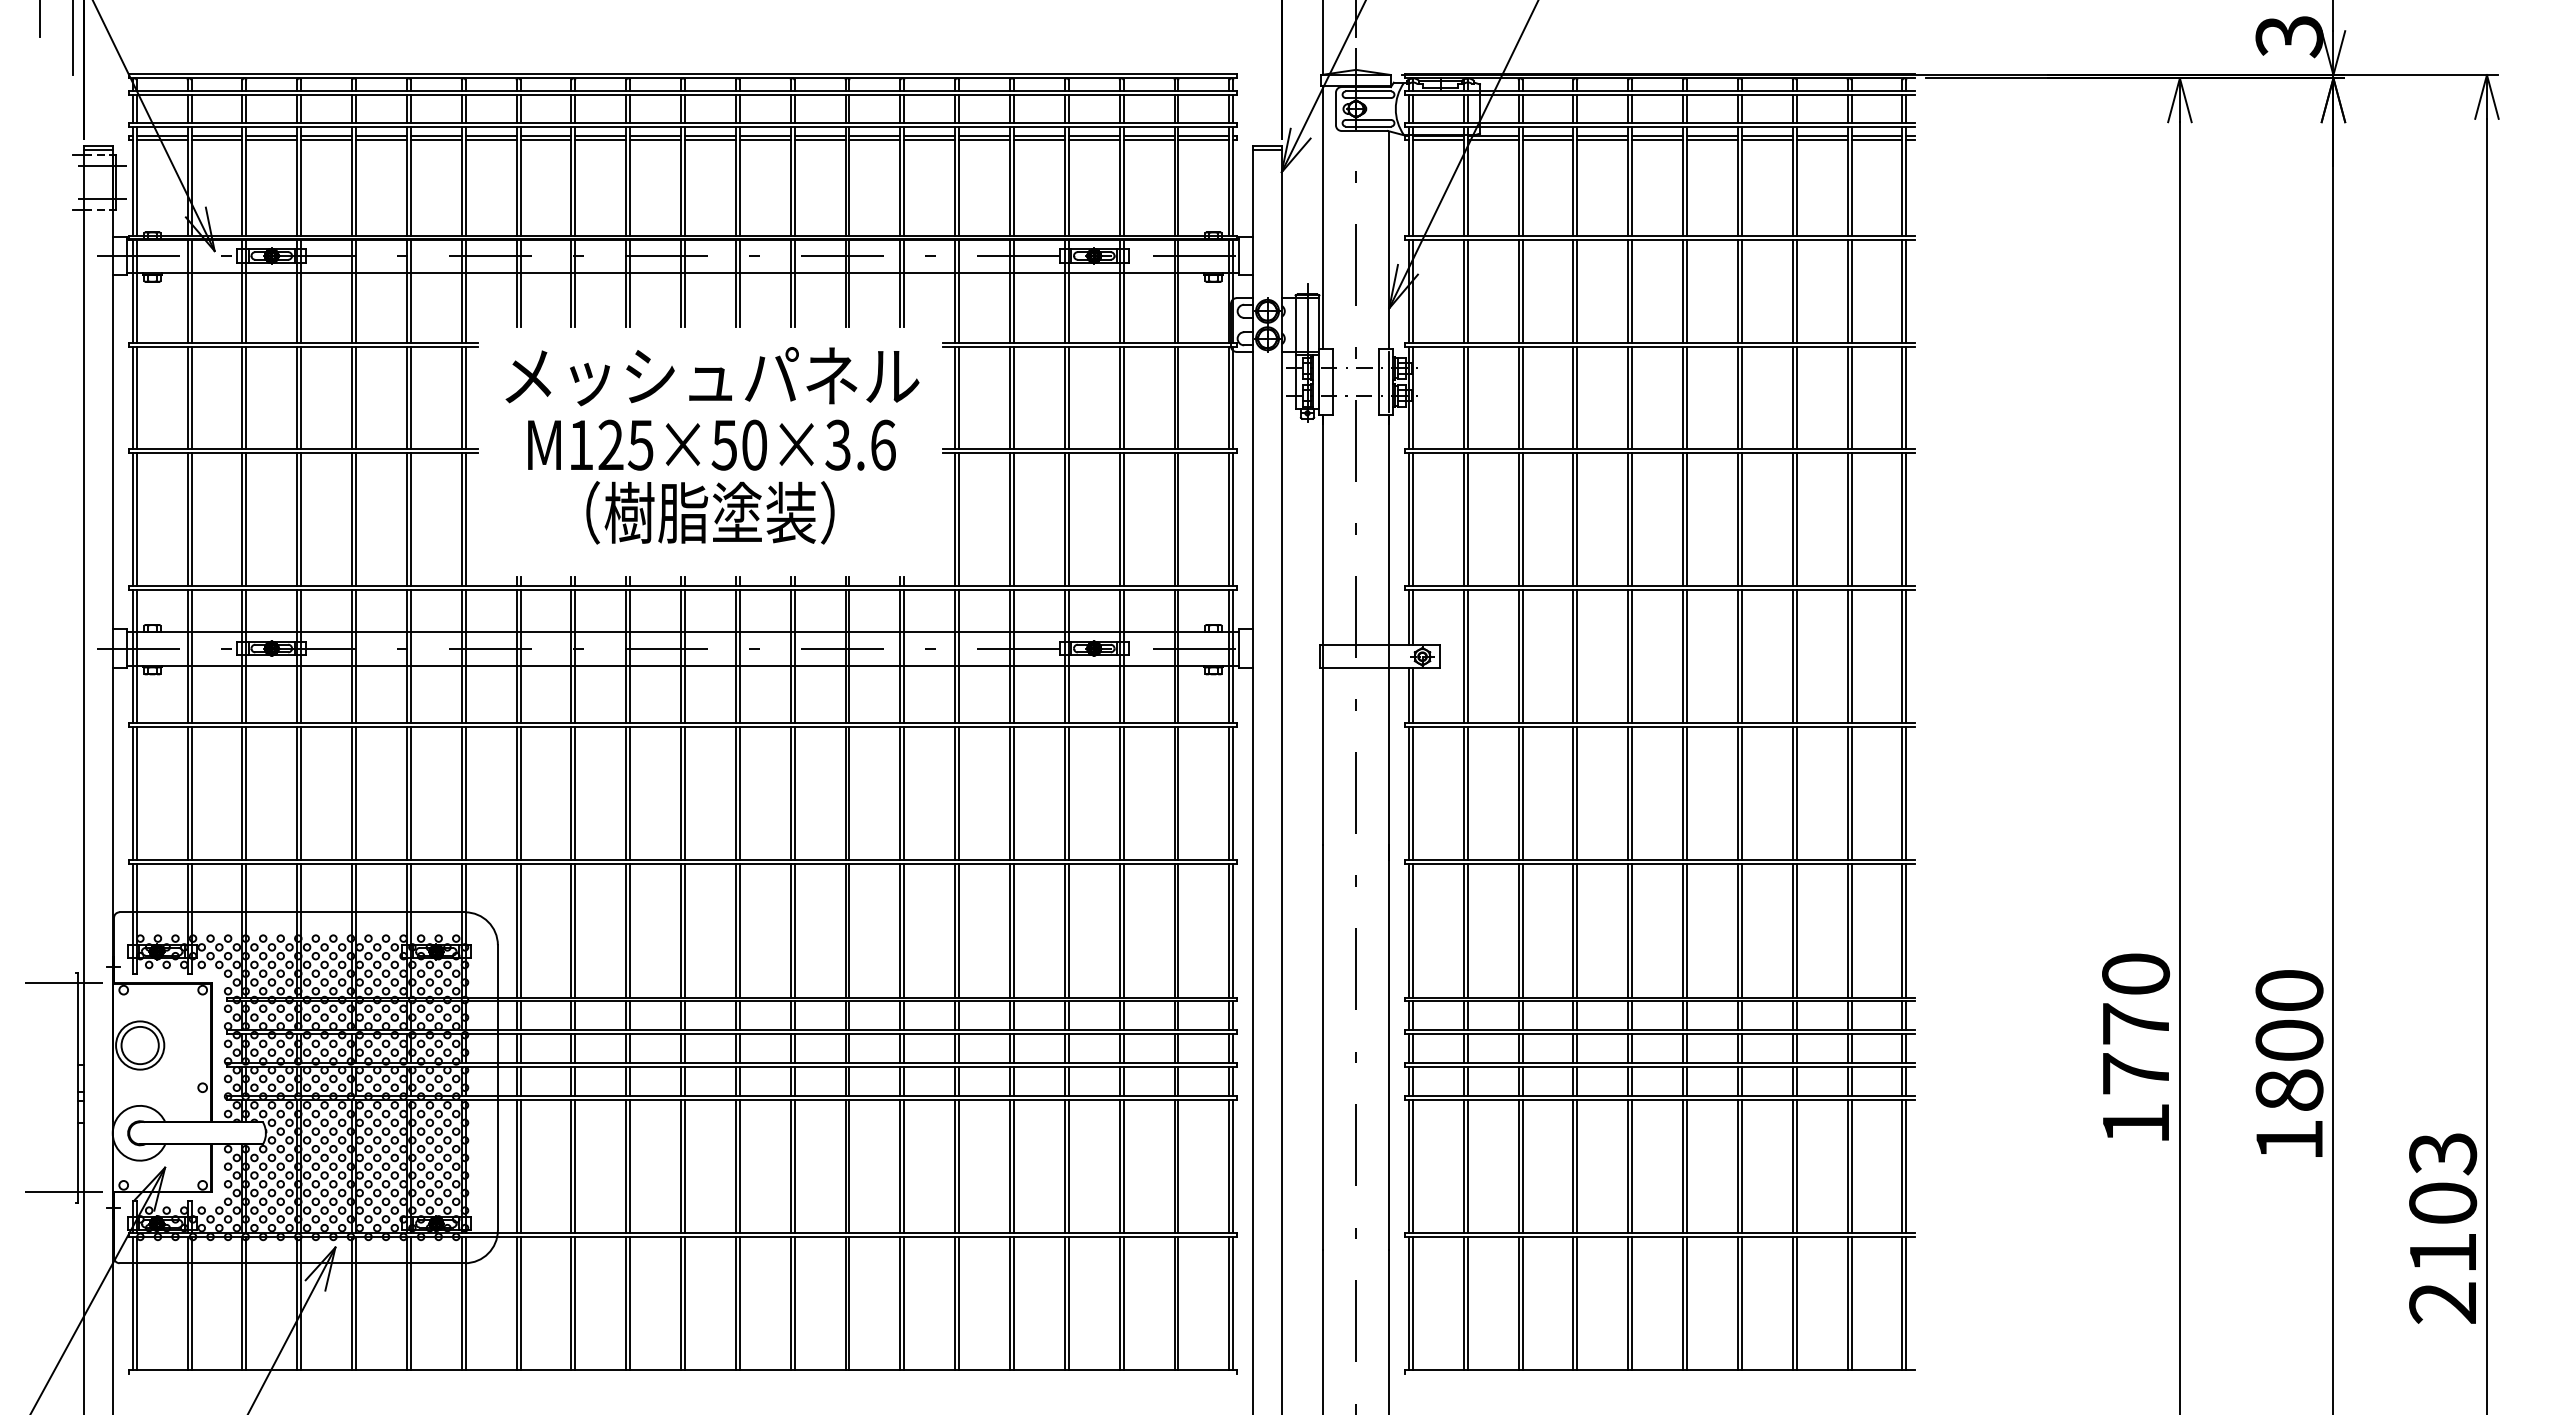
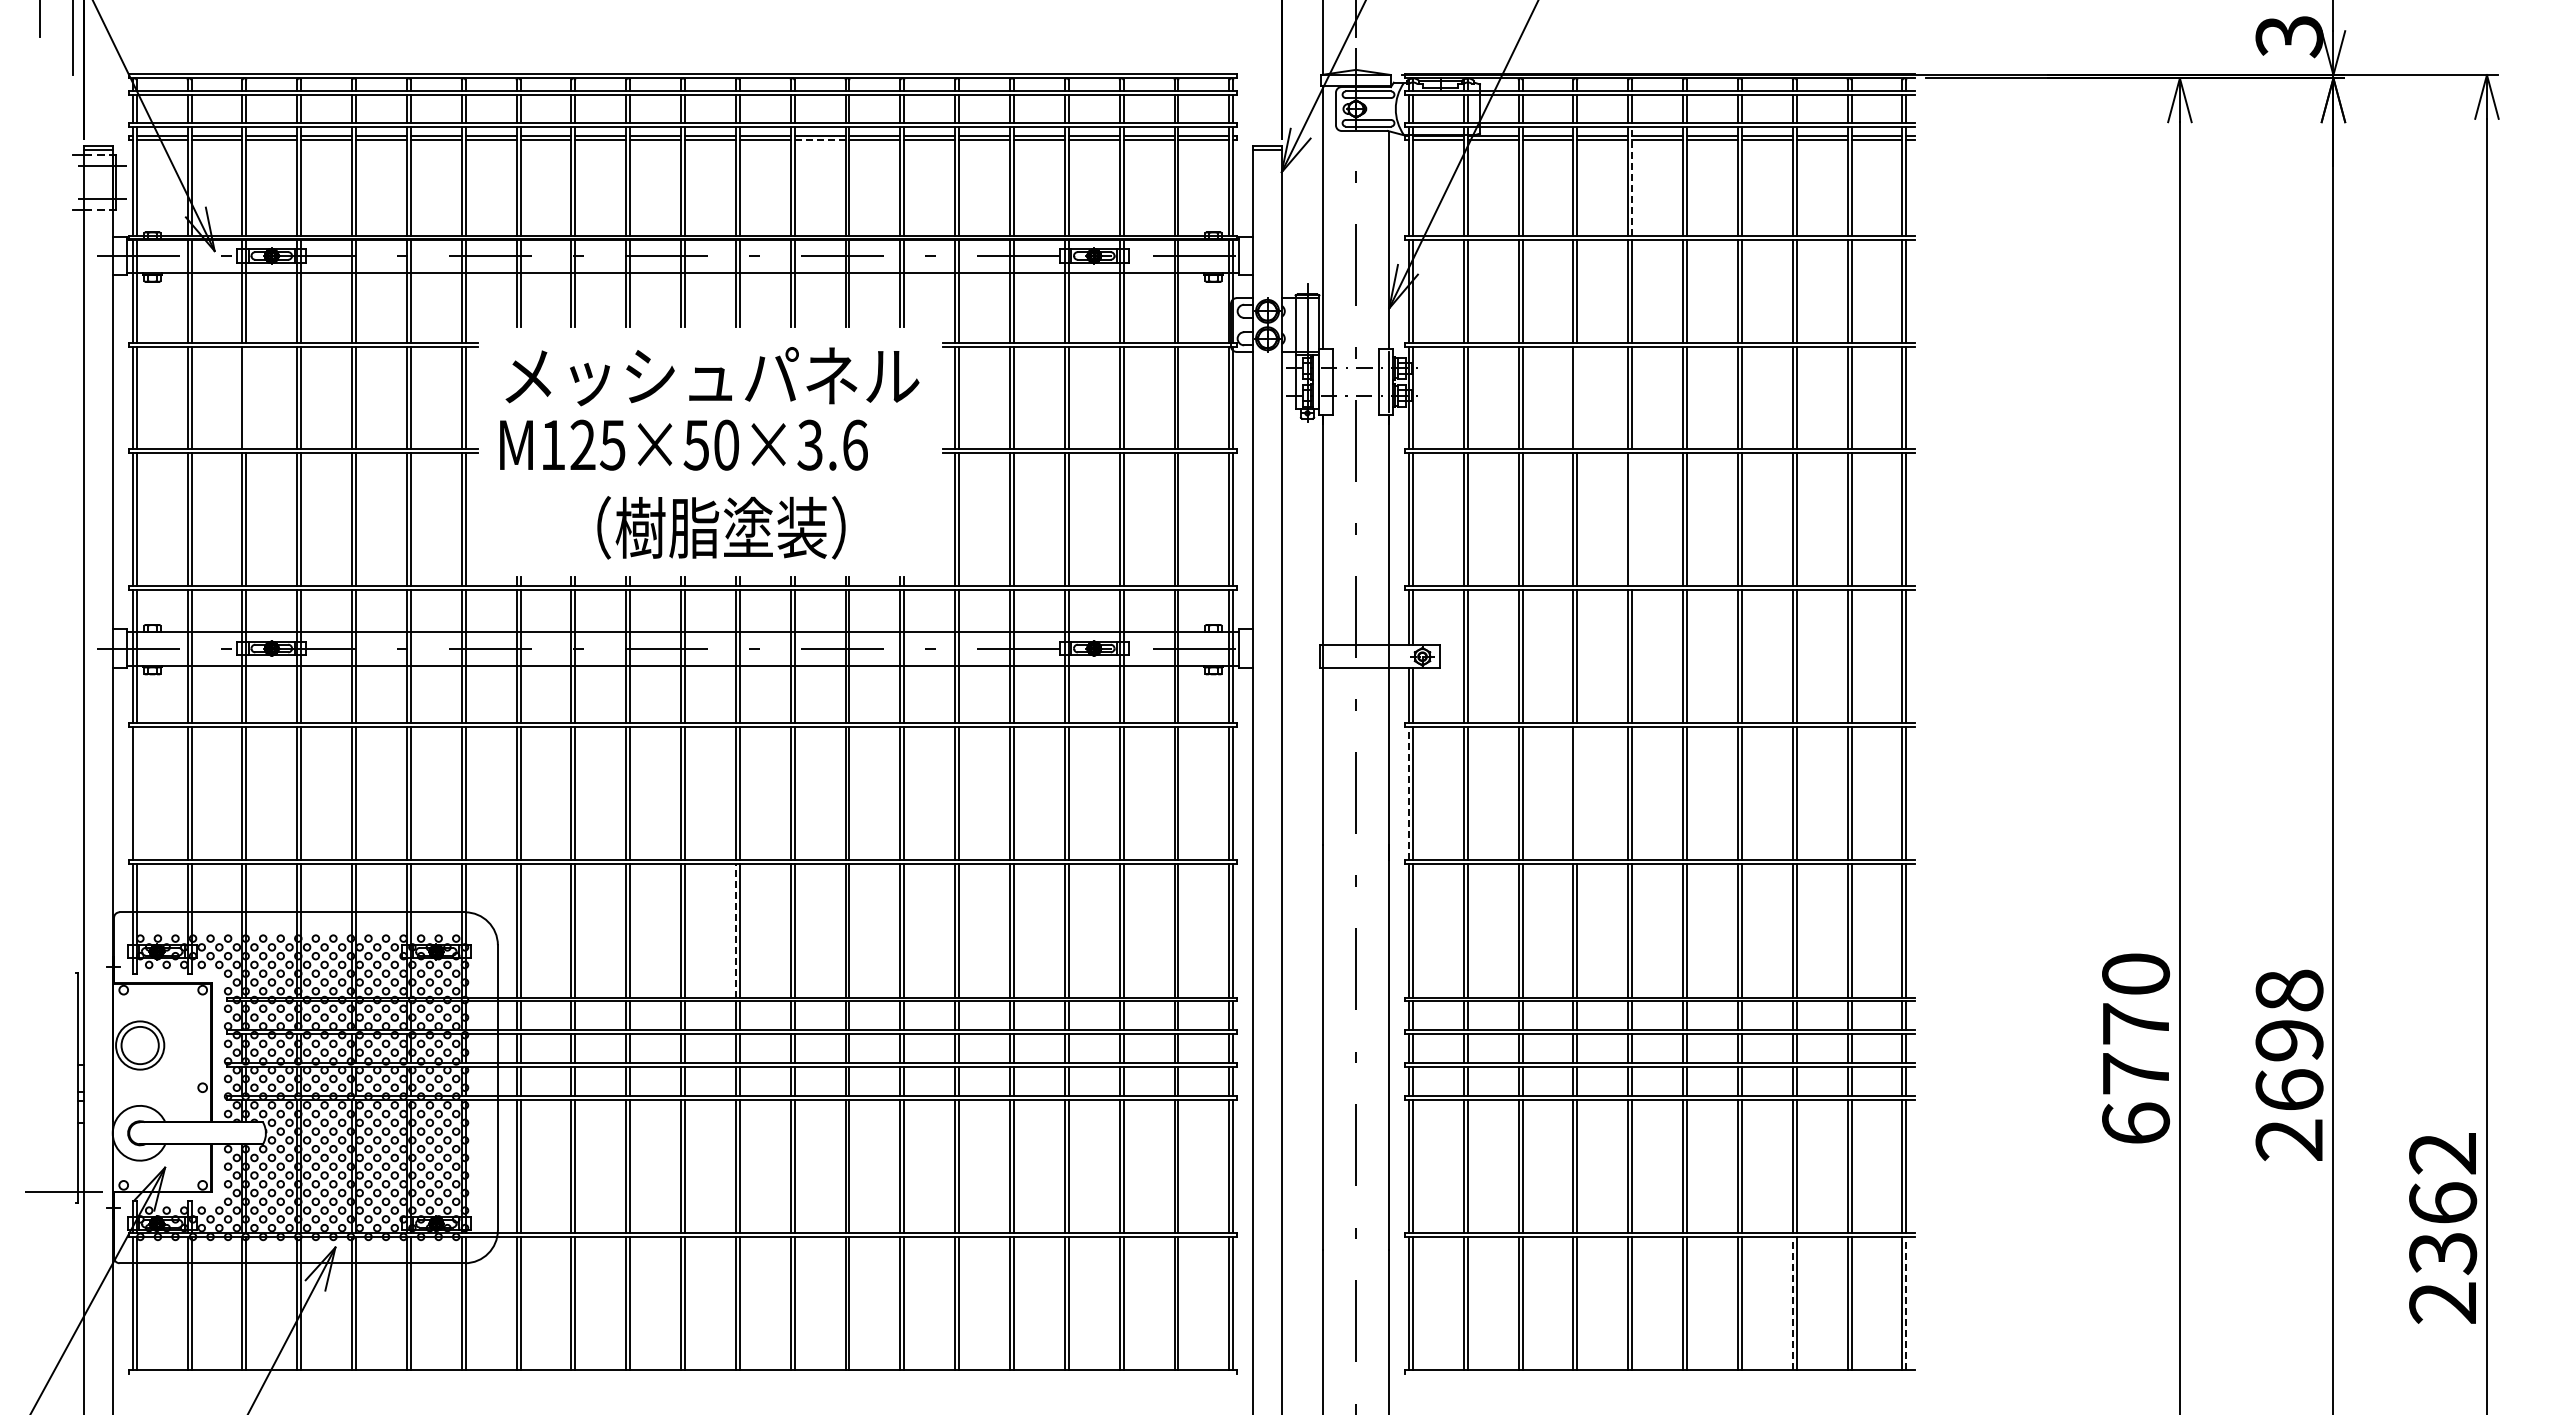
line: solid -> dashed (819, 140)
line: solid -> dashed (1632, 181)
line: present -> none (246, 397)
line: present -> none (1577, 397)
text position: (711, 444) -> (683, 444) (683, 444)
text position: (710, 512) -> (721, 527) (721, 527)
line: present -> none (1632, 519)
line: present -> none (136, 793)
line: solid -> dashed (1408, 793)
line: present -> none (1577, 793)
line: solid -> dashed (735, 930)
line: present -> none (63, 983)
text: 1800 -> 2698 (2289, 1065)
text: 1770 -> 6770 (2136, 1122)
text: 2103 -> 2362 (2443, 1204)
line: solid -> dashed (1792, 1303)
line: solid -> dashed (1906, 1303)
